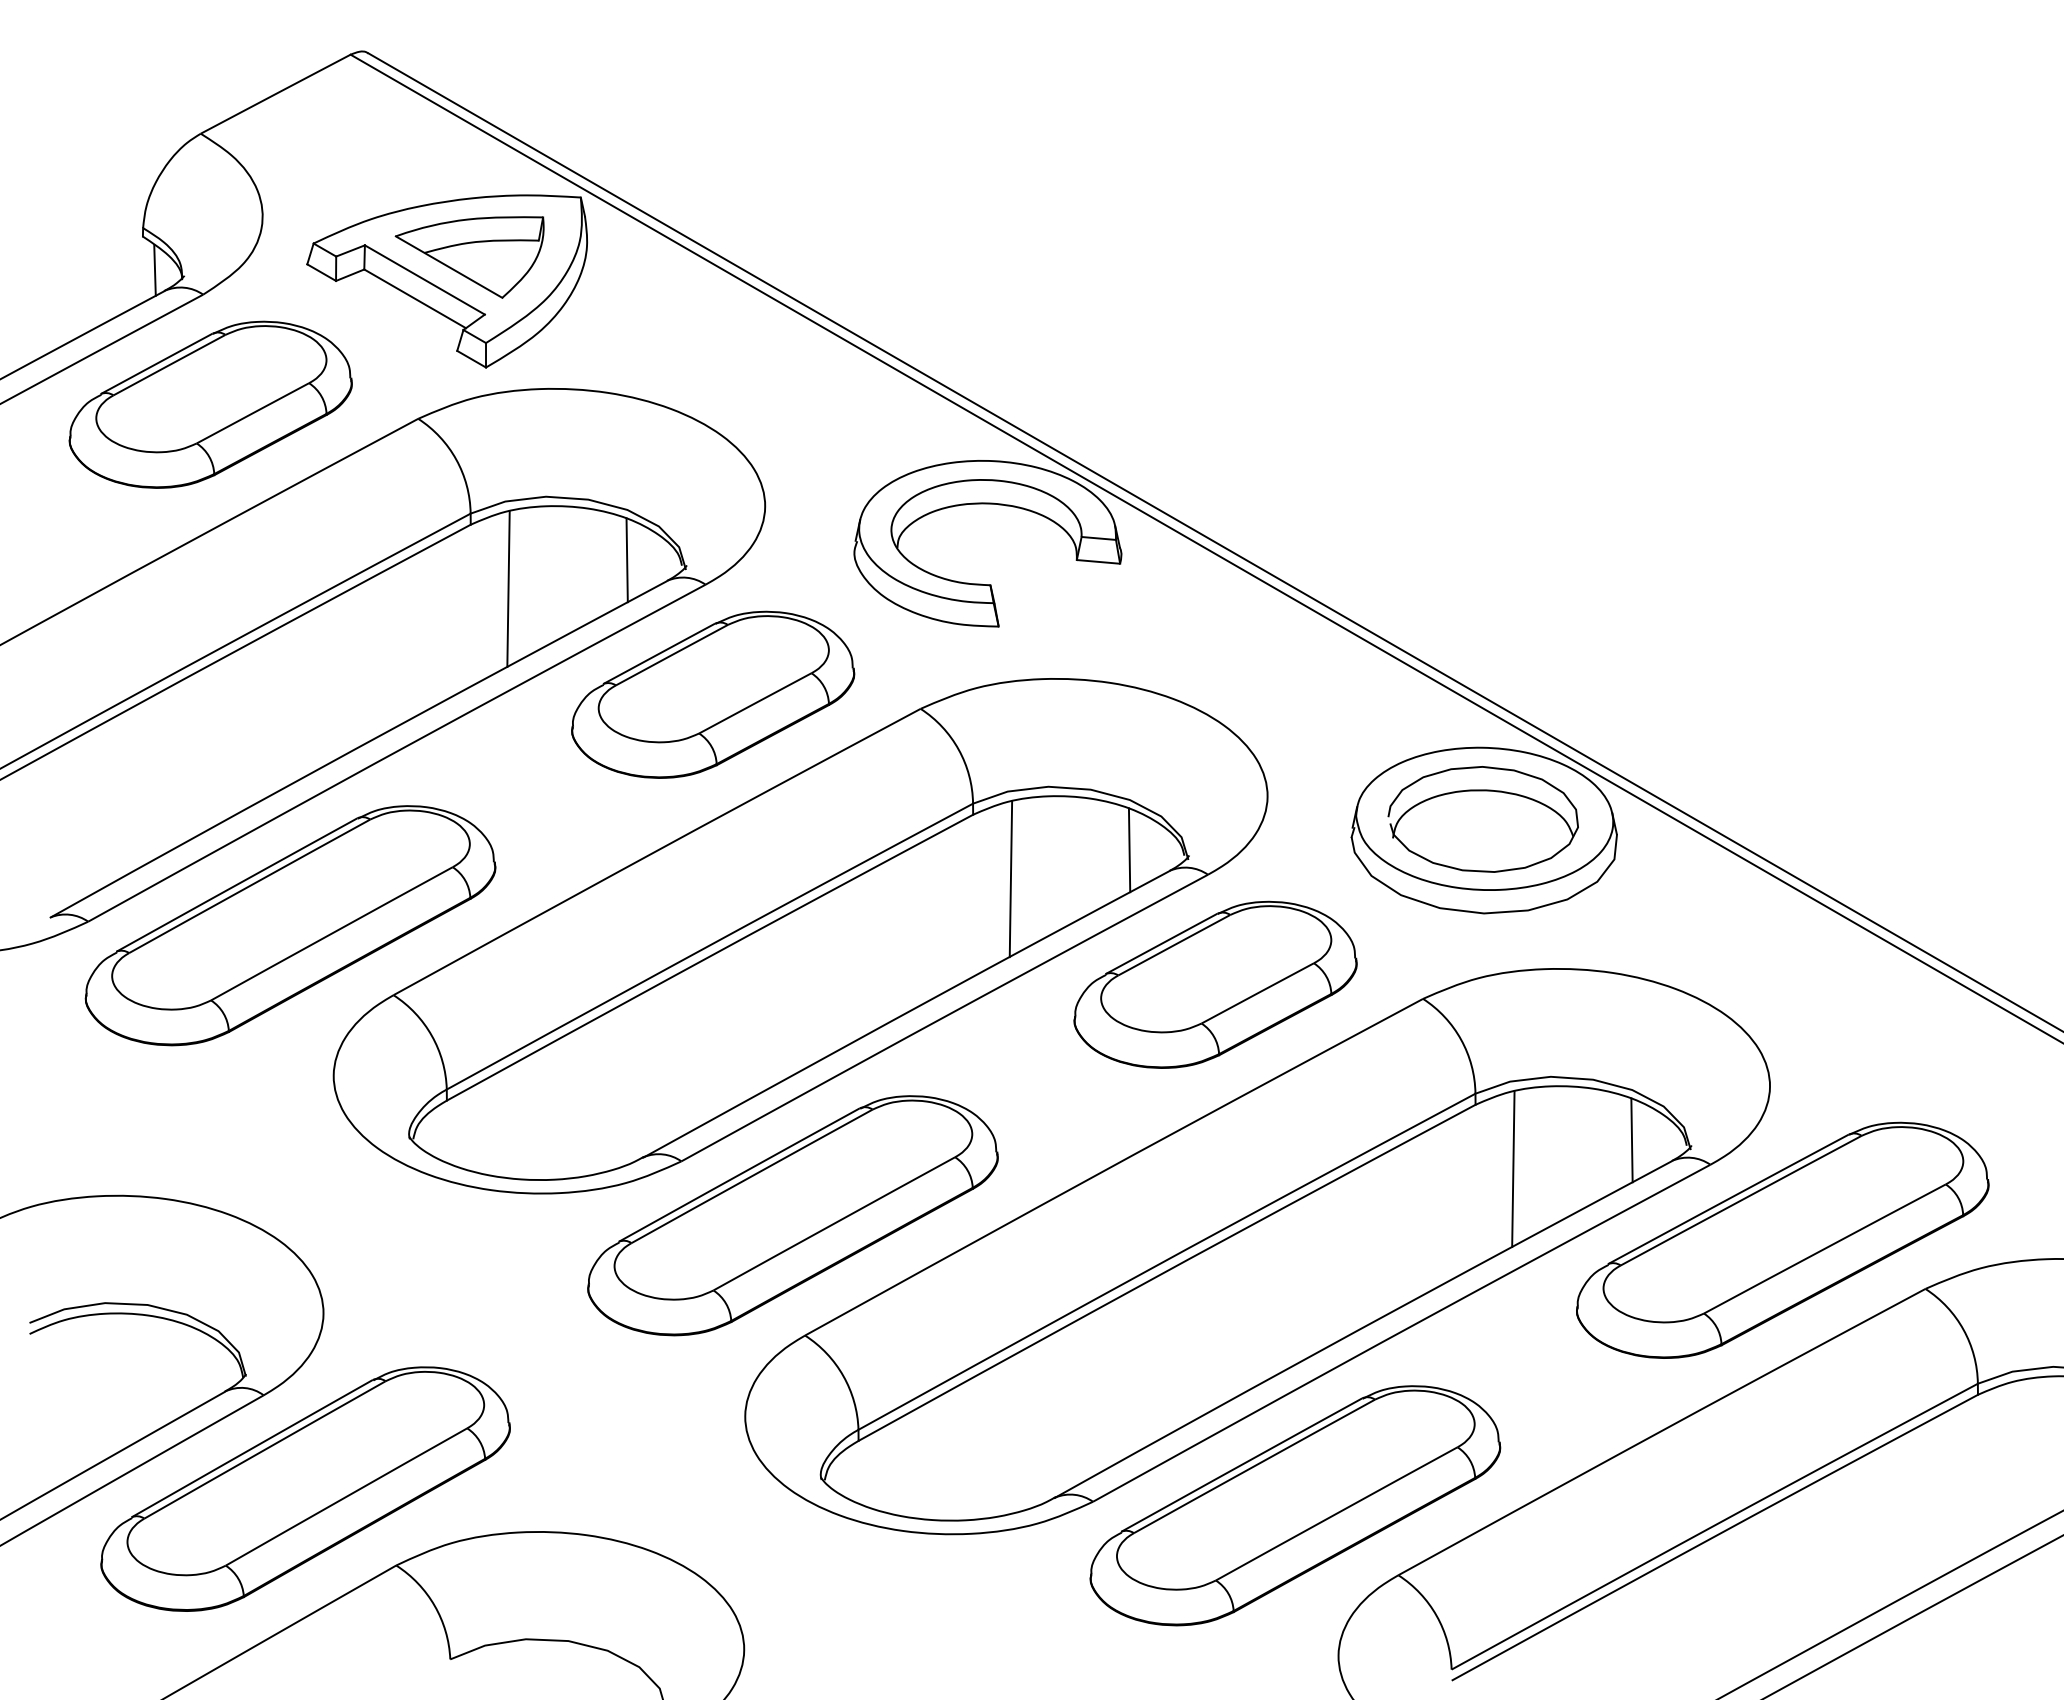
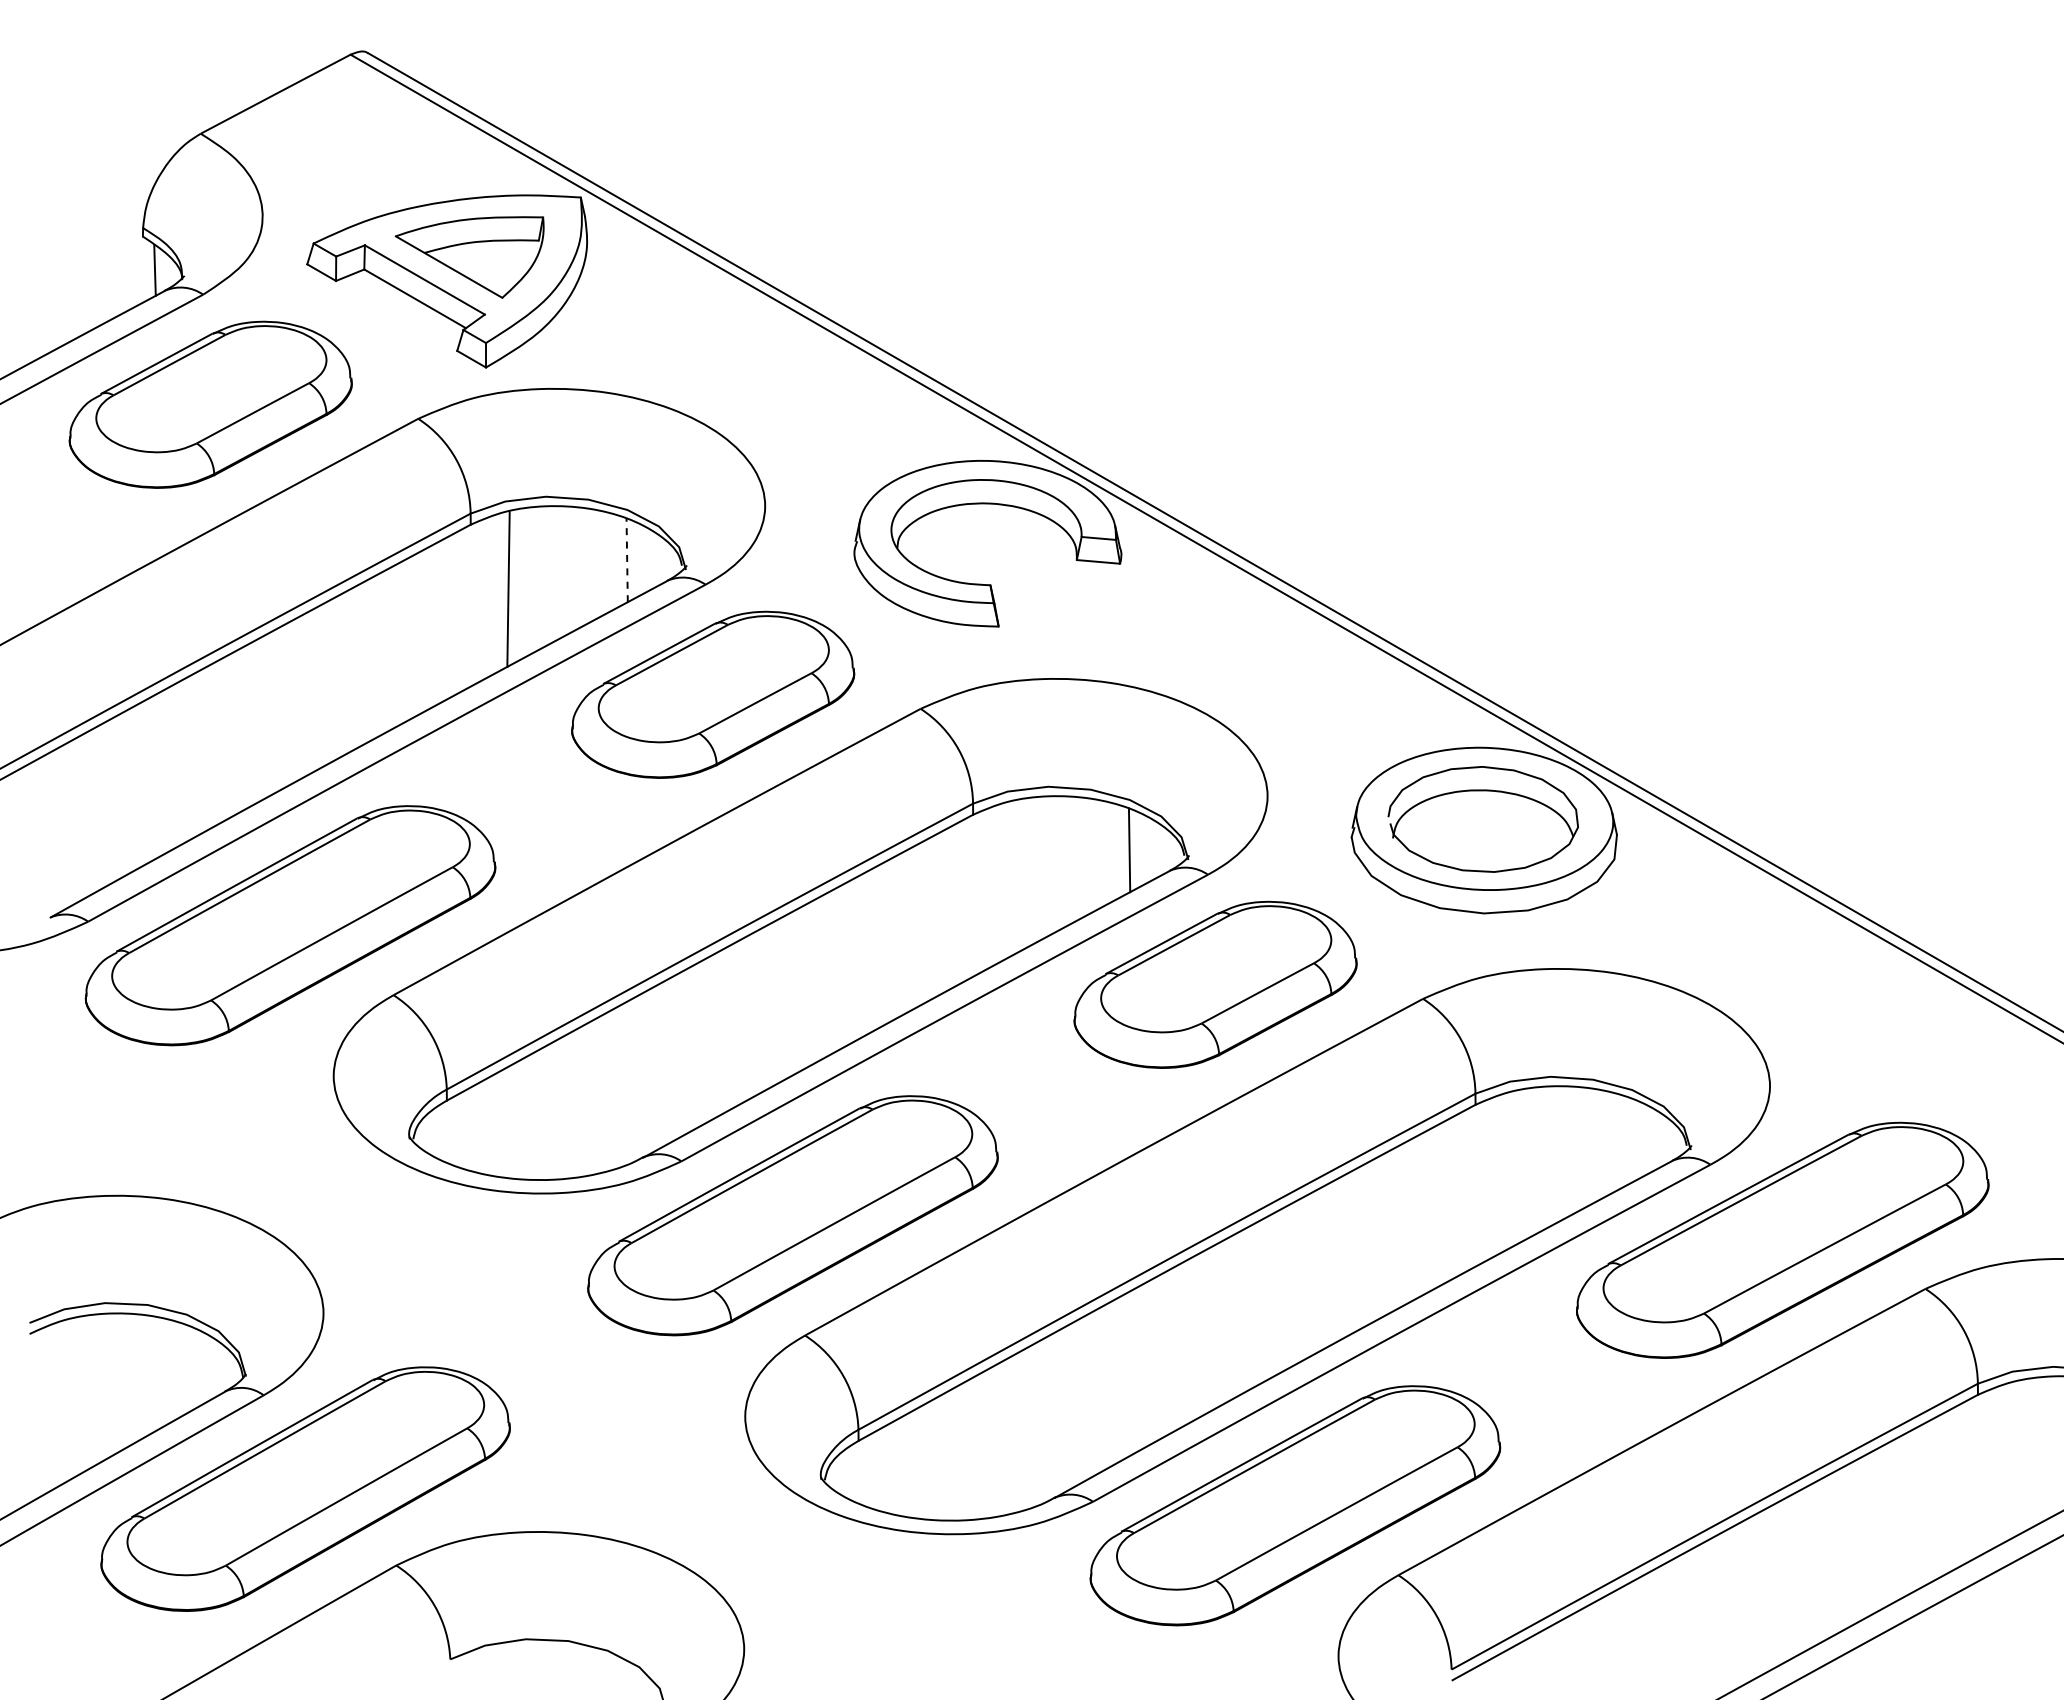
line: solid -> dashed (627, 560)
line: present -> none (1010, 879)
line: present -> none (1631, 1140)
line: present -> none (1513, 1169)
